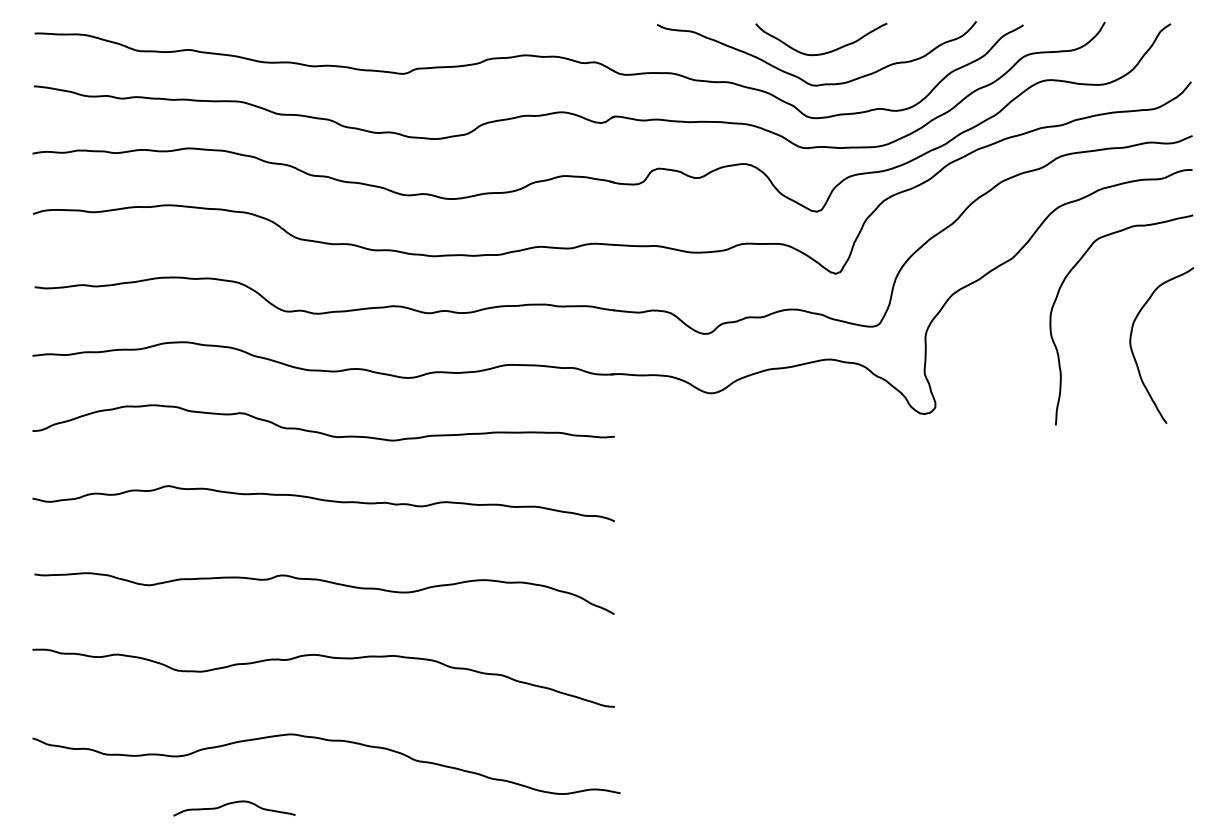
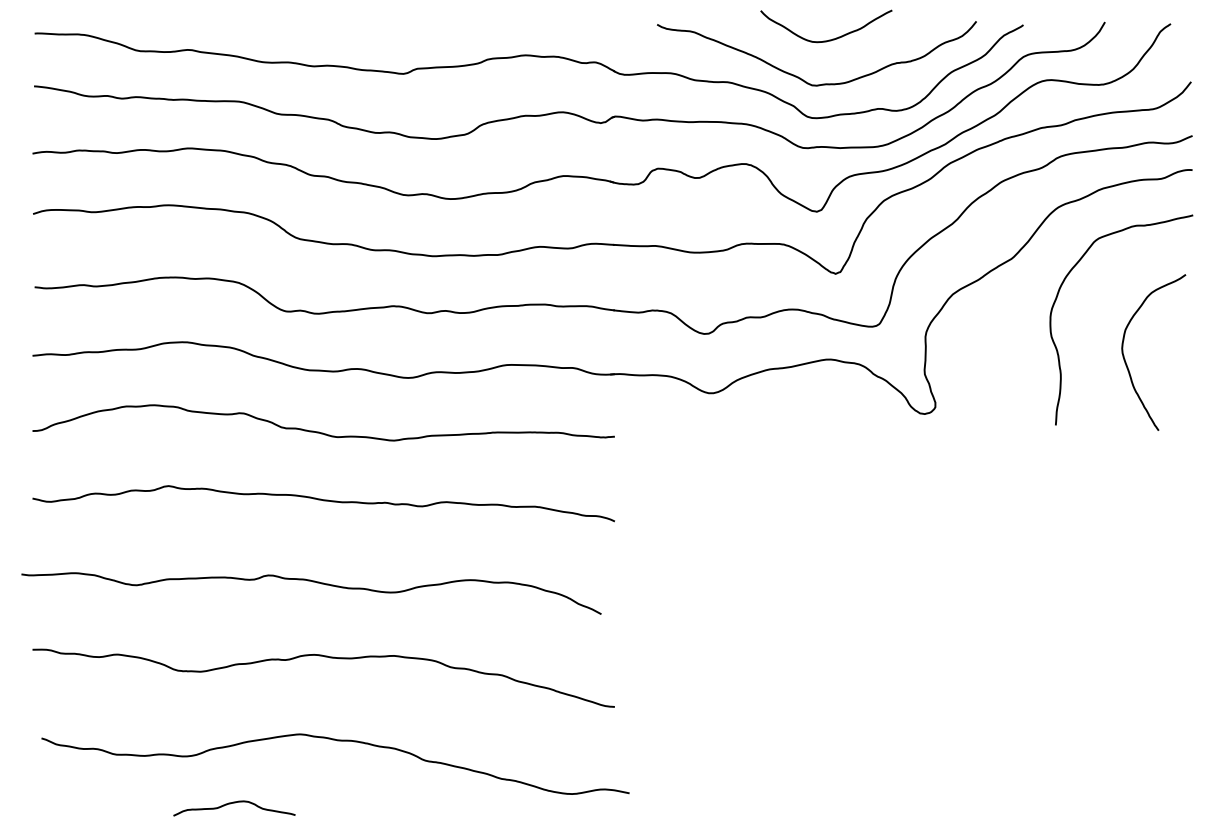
curve position: (824, 52) -> (829, 39) (829, 39)
curve position: (1135, 357) -> (1127, 364) (1127, 364)
curve position: (325, 582) -> (312, 582) (312, 582)
curve position: (328, 741) -> (337, 741) (337, 741)
